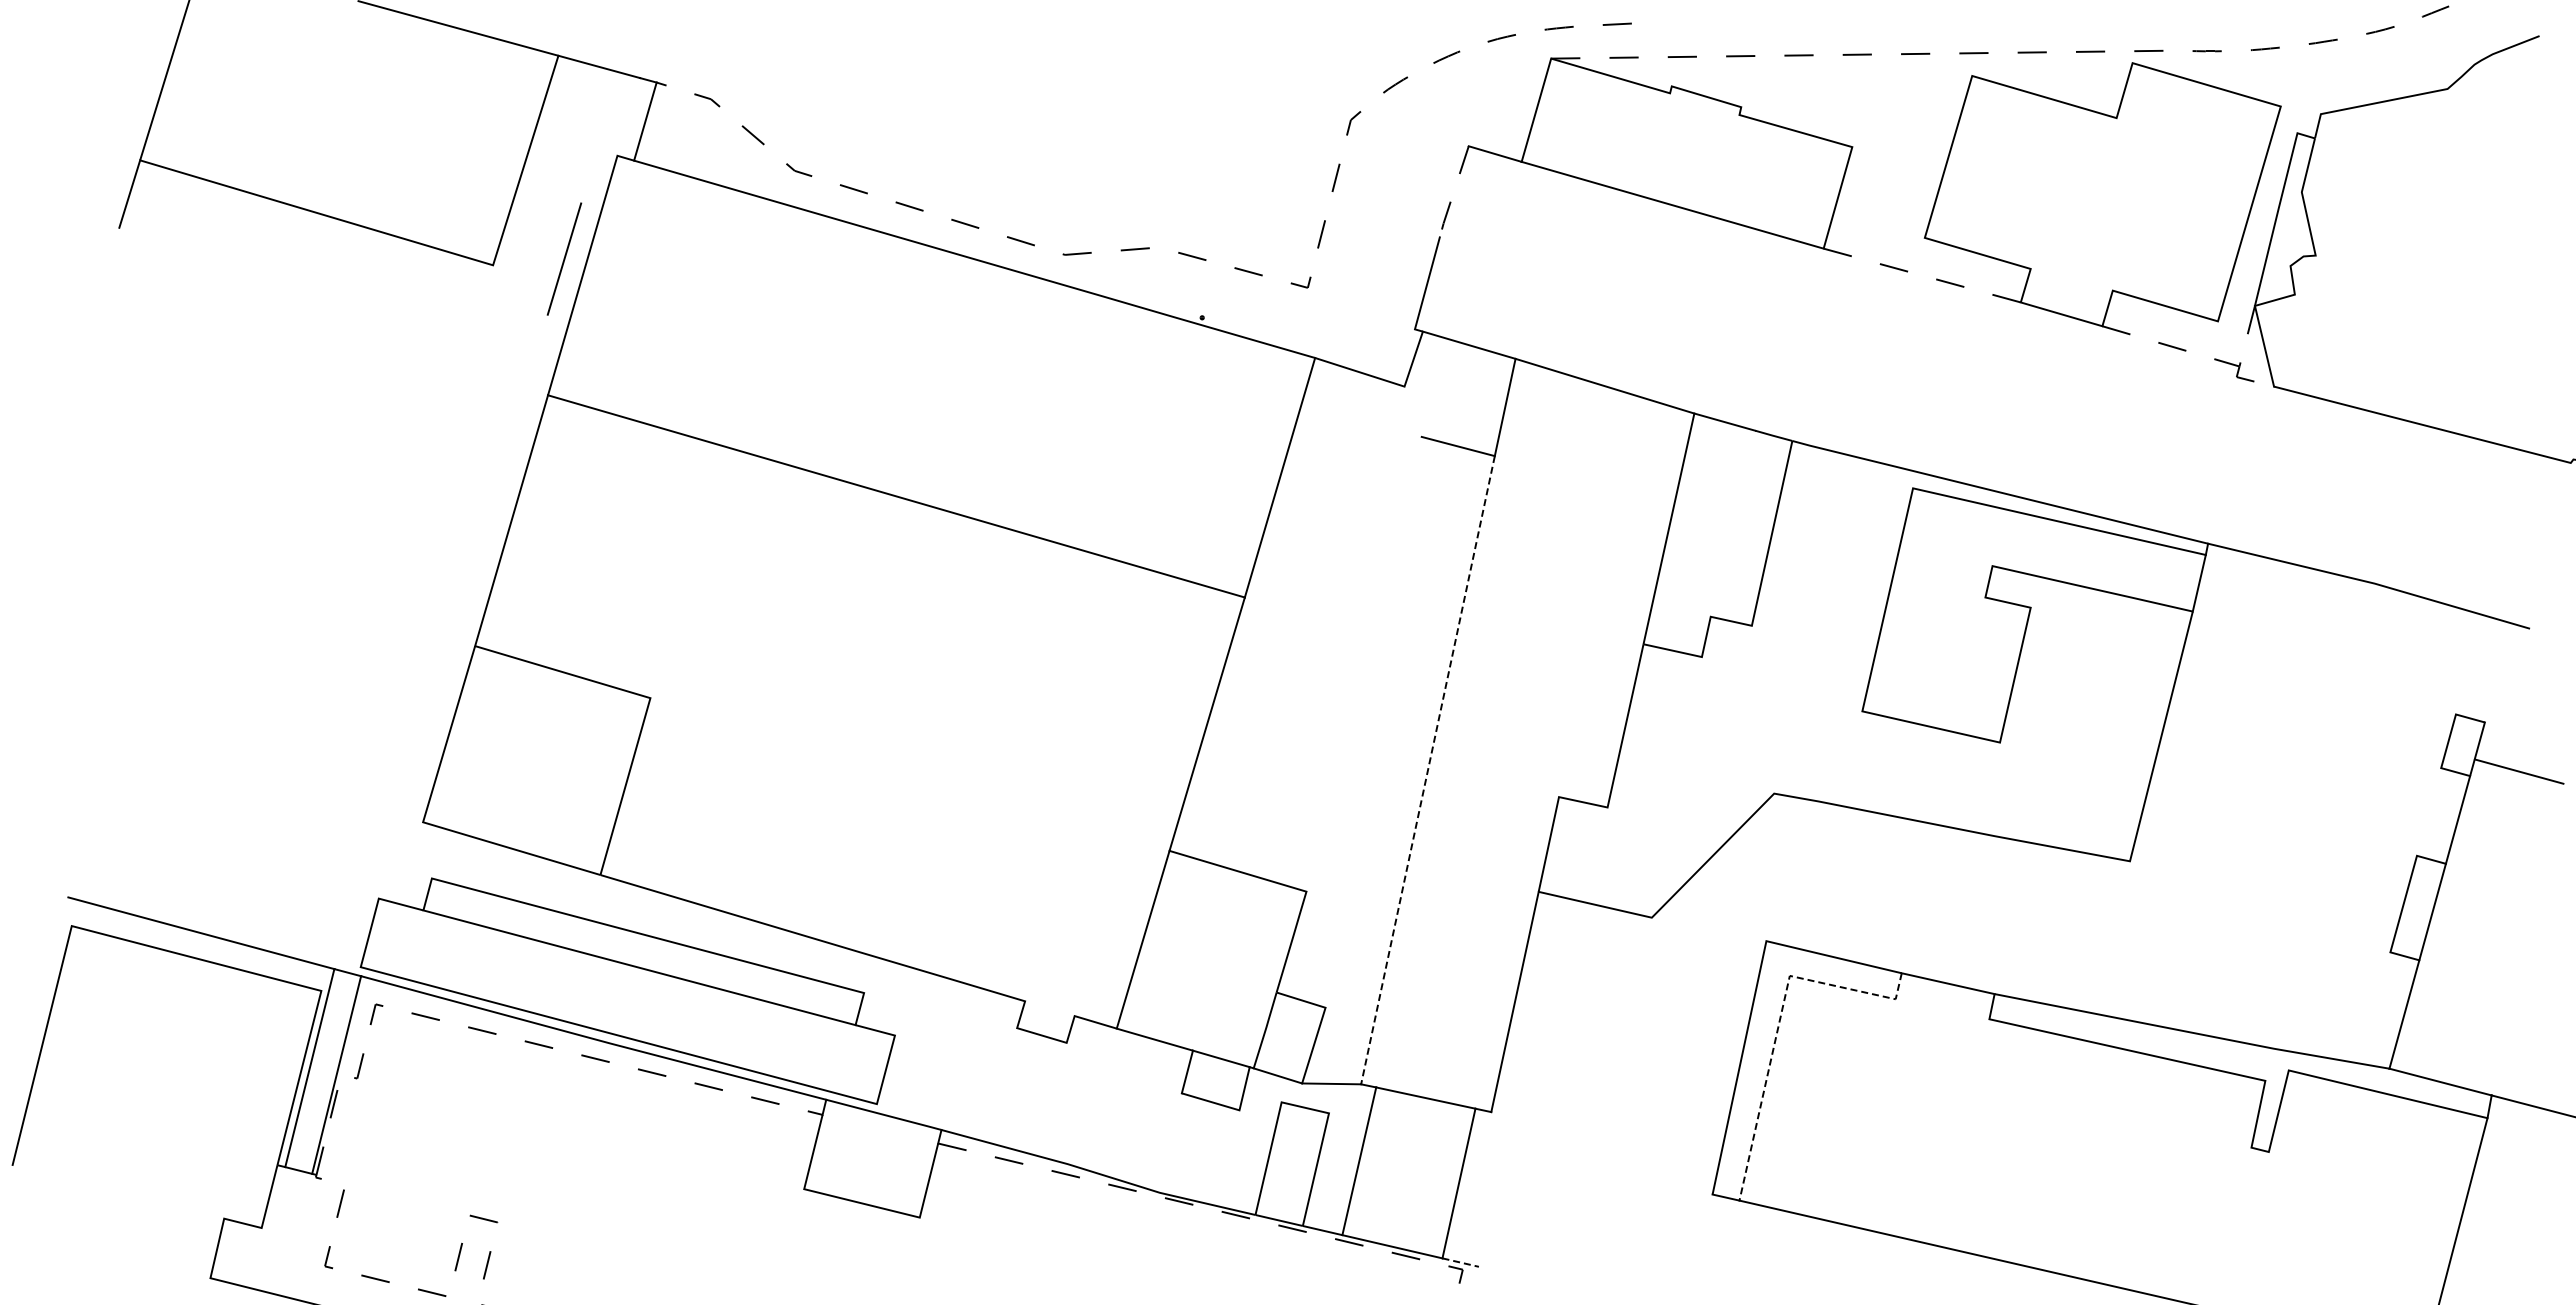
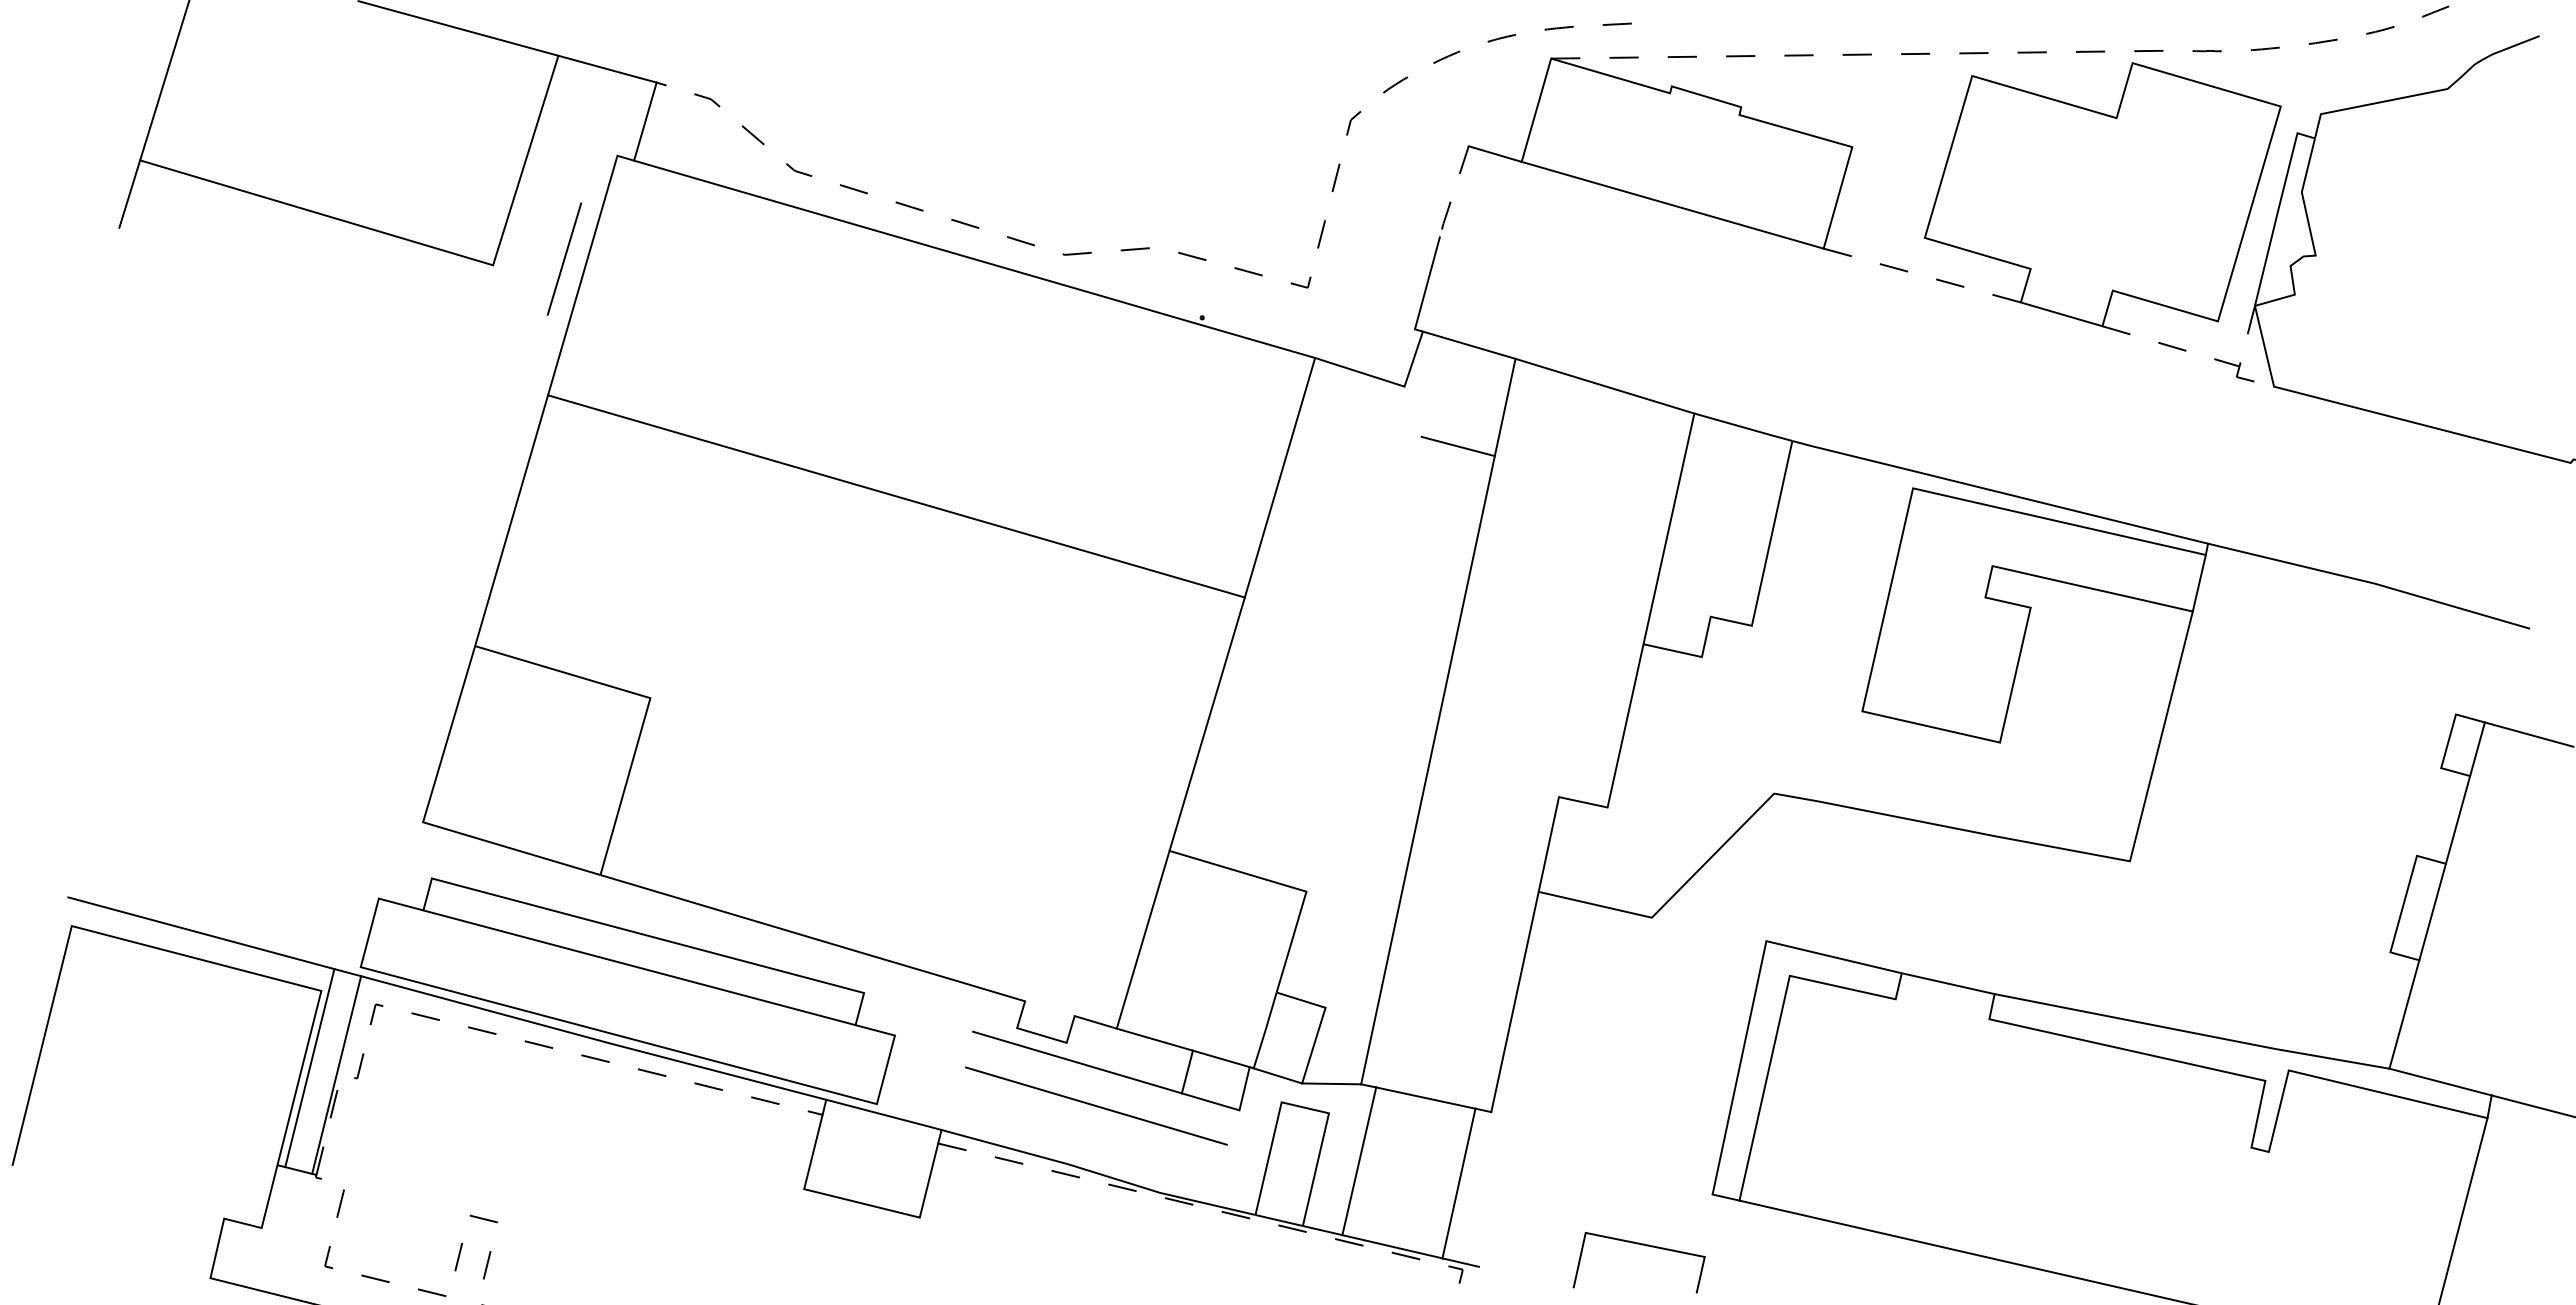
line: dashed -> solid (1427, 770)
line position: (2518, 771) -> (2528, 734) (2528, 734)
line: dashed -> solid (1779, 1021)
line: none -> present (1077, 1062)
line: none -> present (1095, 1105)
part: none -> present (1641, 1245)
line: dashed -> solid (1460, 1262)
